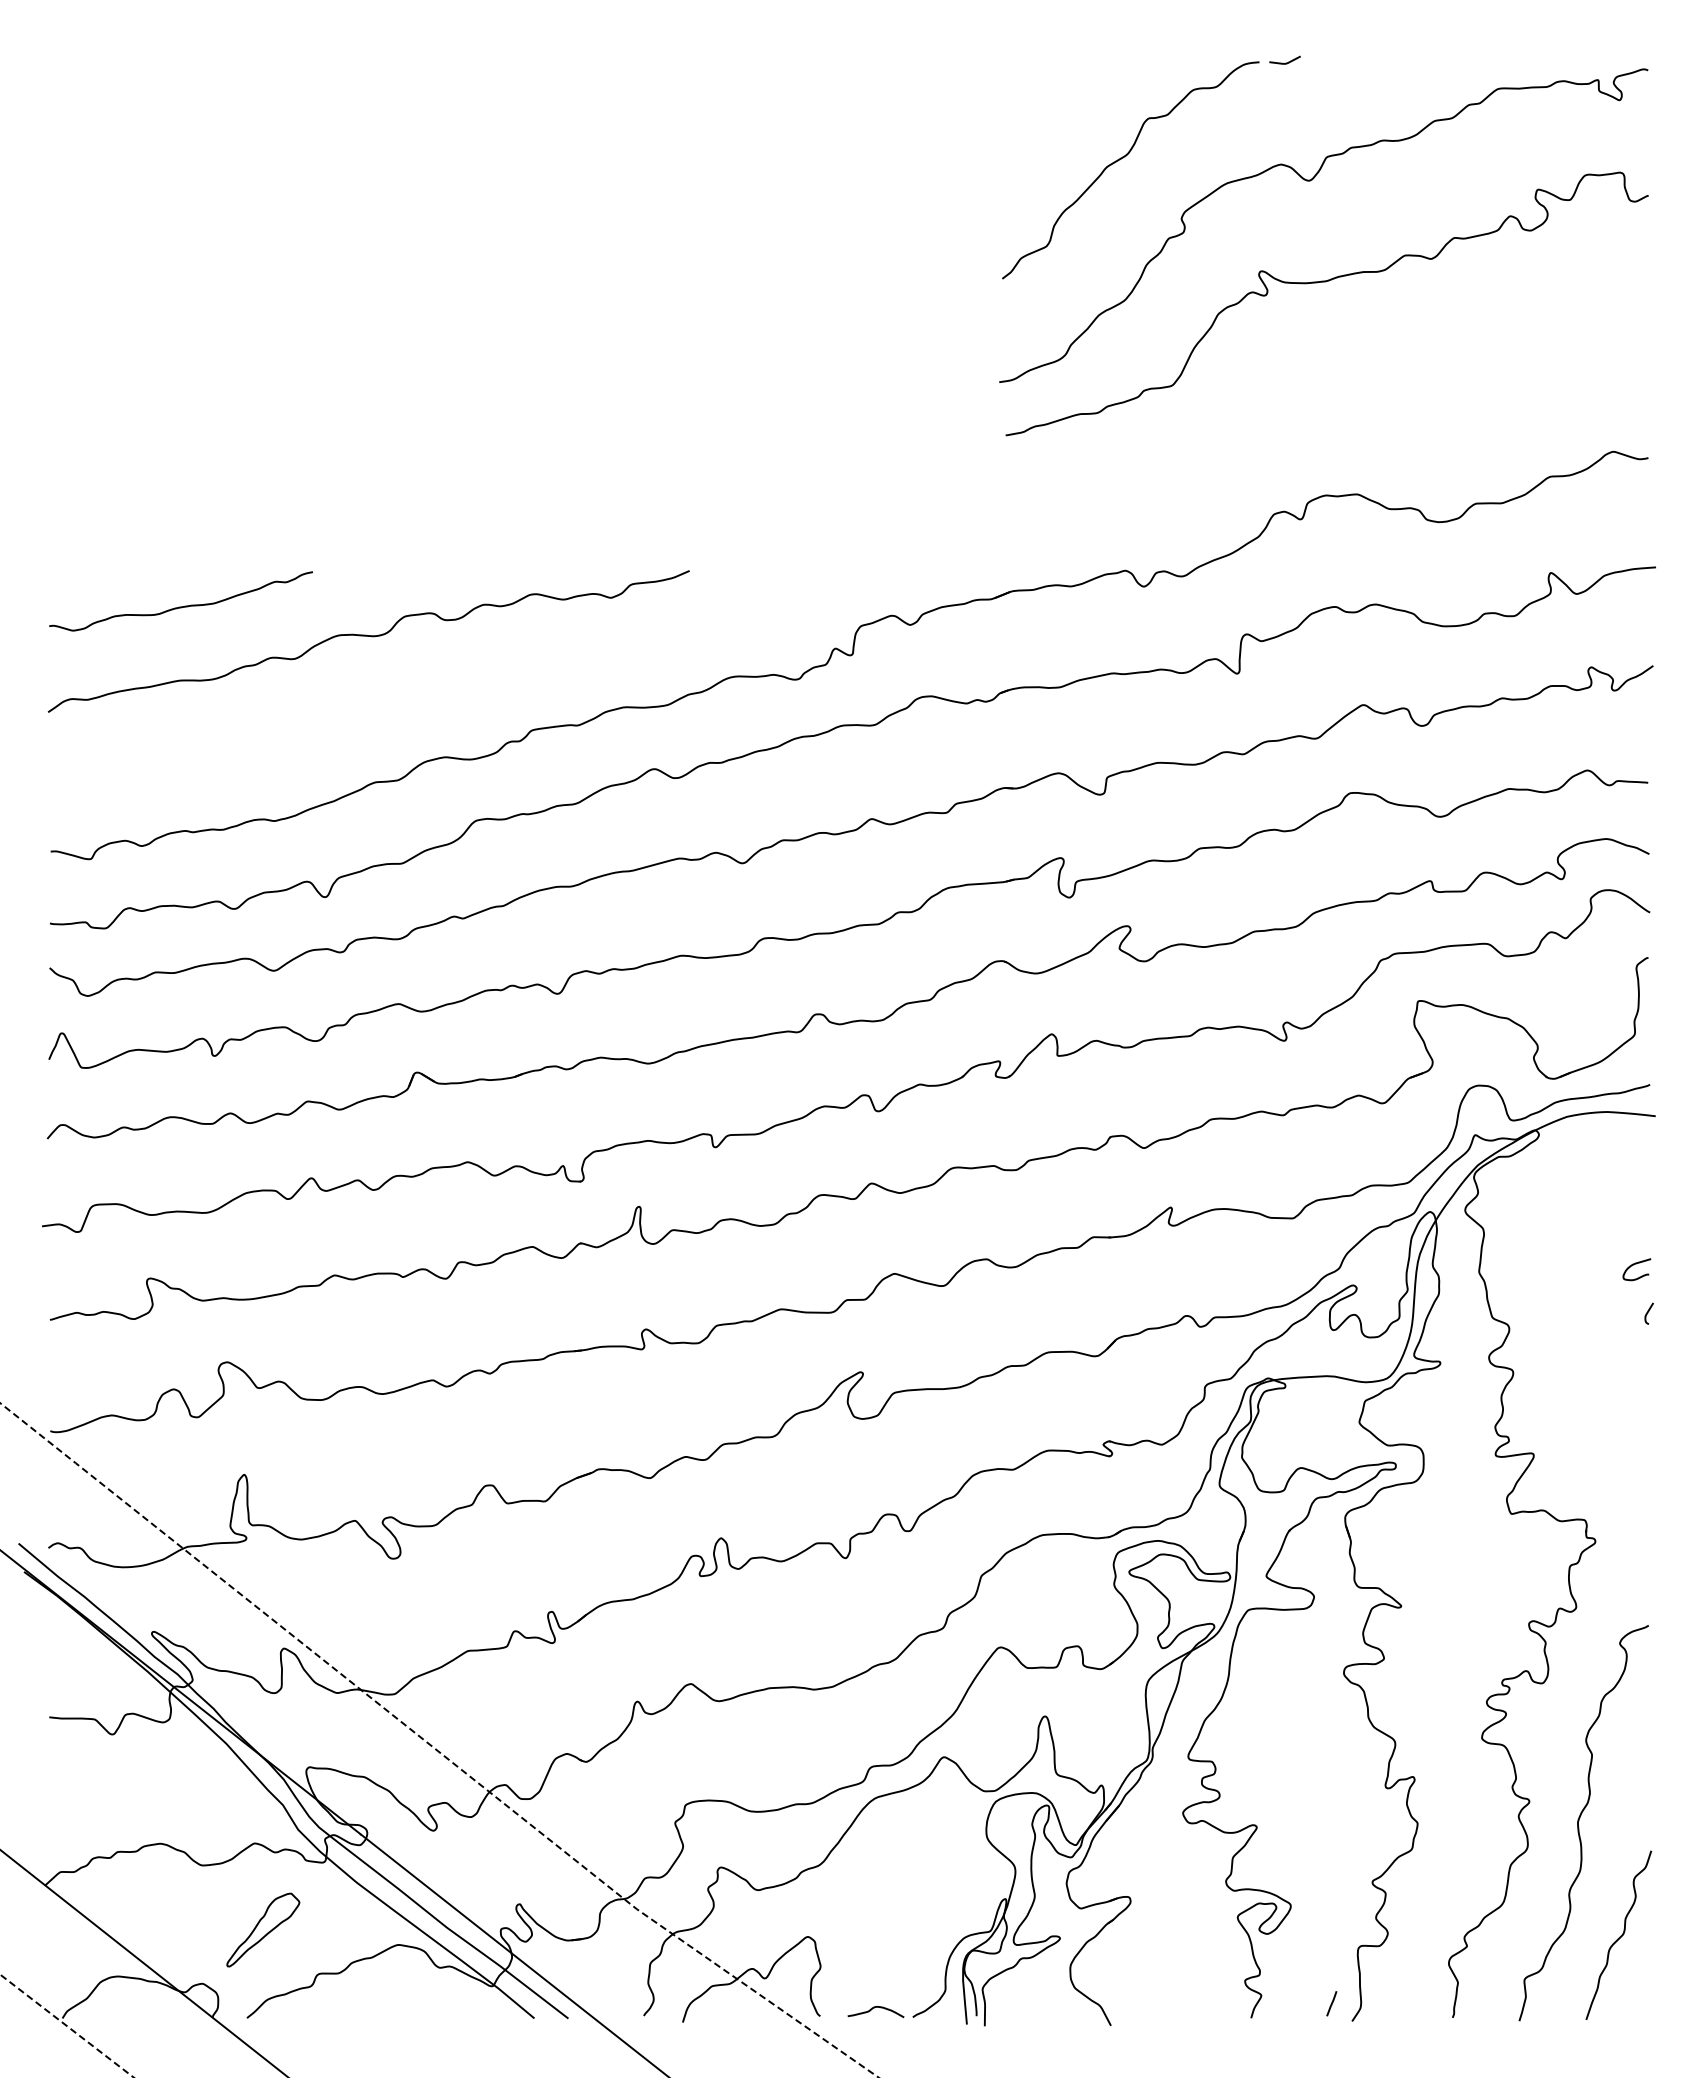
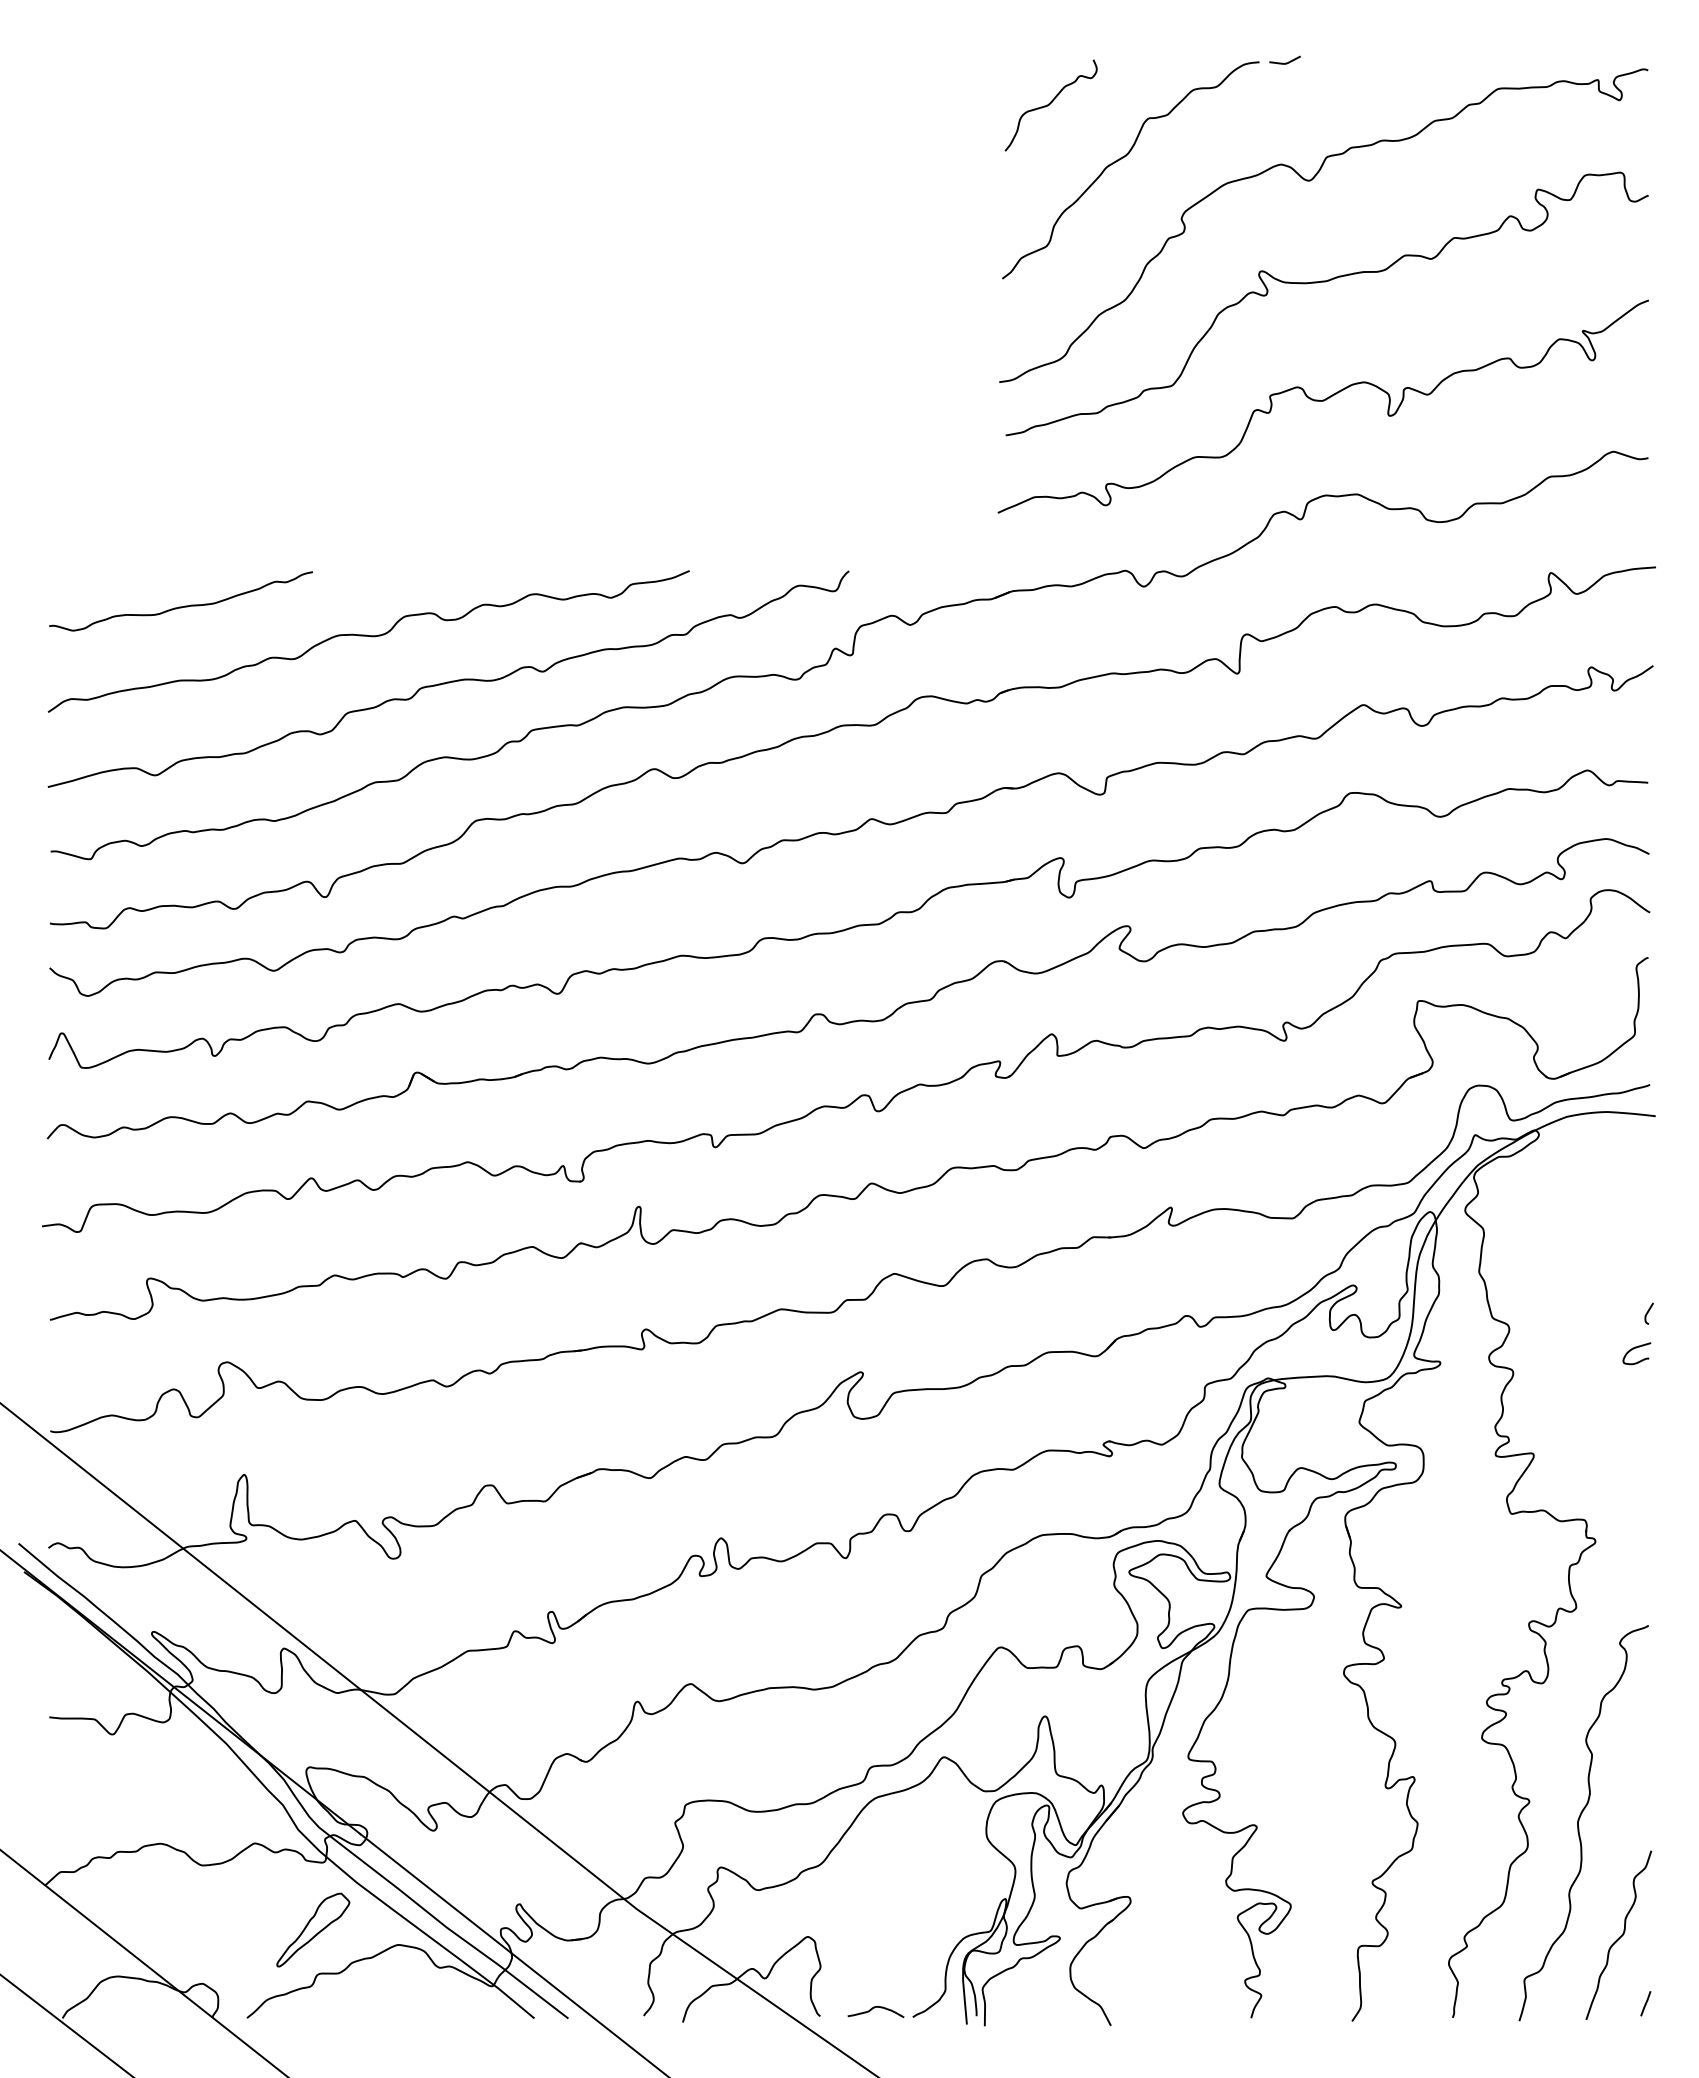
curve: none -> present (1050, 104)
curve: none -> present (1322, 401)
curve: none -> present (448, 681)
curve position: (1636, 1264) -> (1636, 1348) (1636, 1348)
line: dashed -> solid (433, 1747)
part position: (263, 1929) -> (313, 1929) (313, 1929)
line position: (1331, 2003) -> (1645, 2003) (1645, 2003)
line: dashed -> solid (67, 2026)
